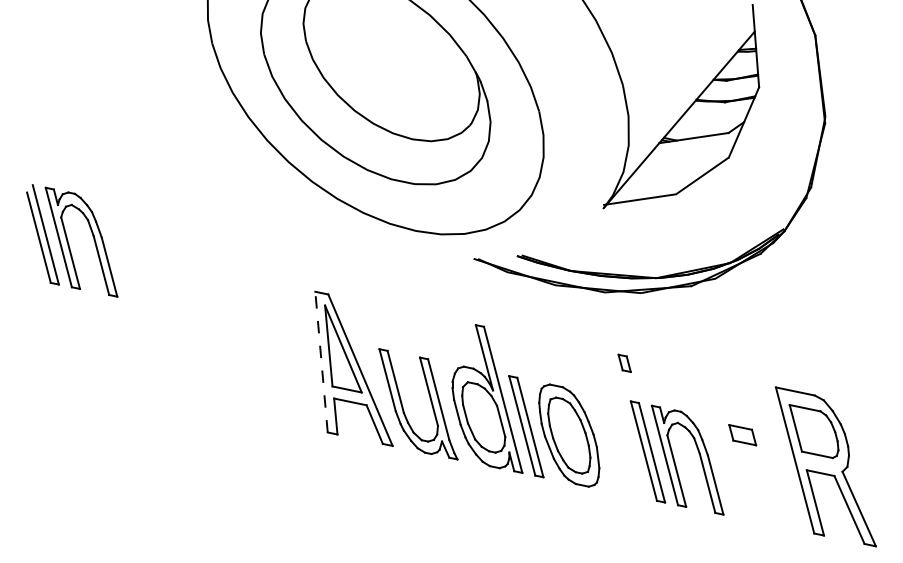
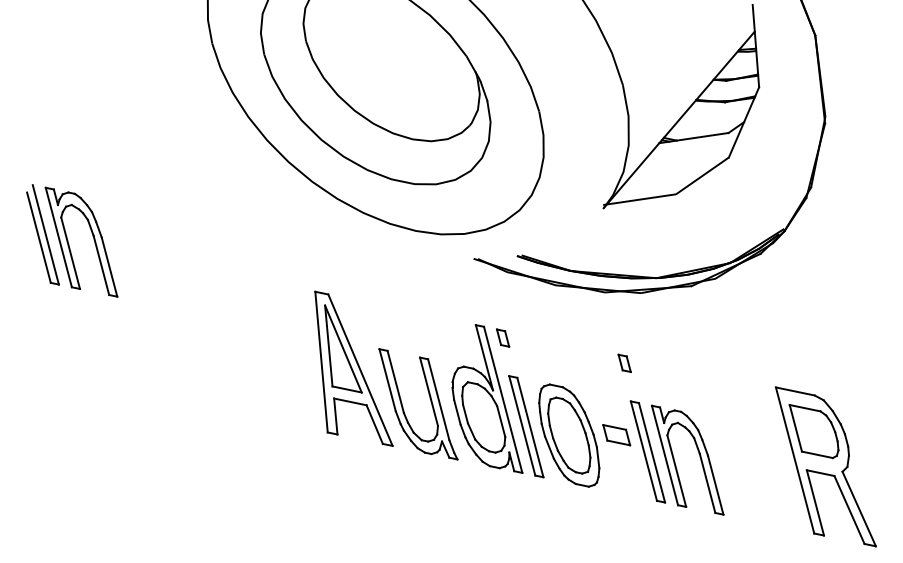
part: none -> present (503, 337)
line: dashed -> solid (321, 362)
part position: (742, 435) -> (616, 435) (616, 435)
